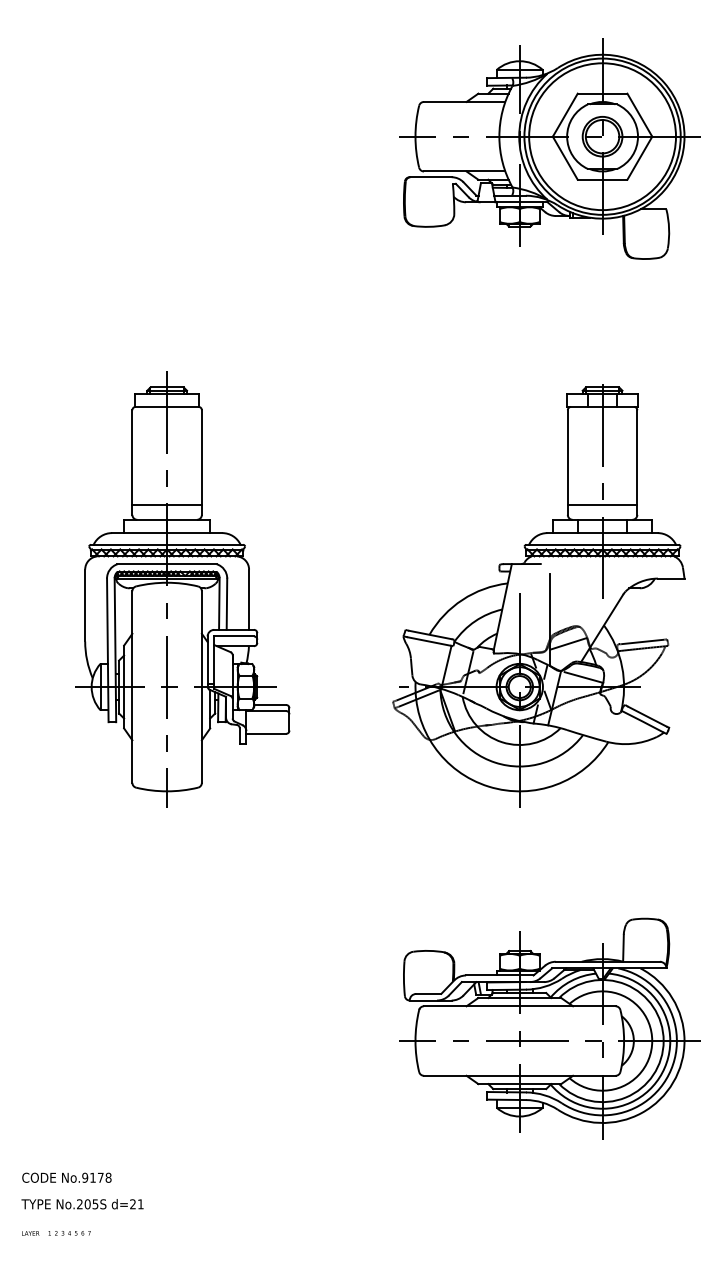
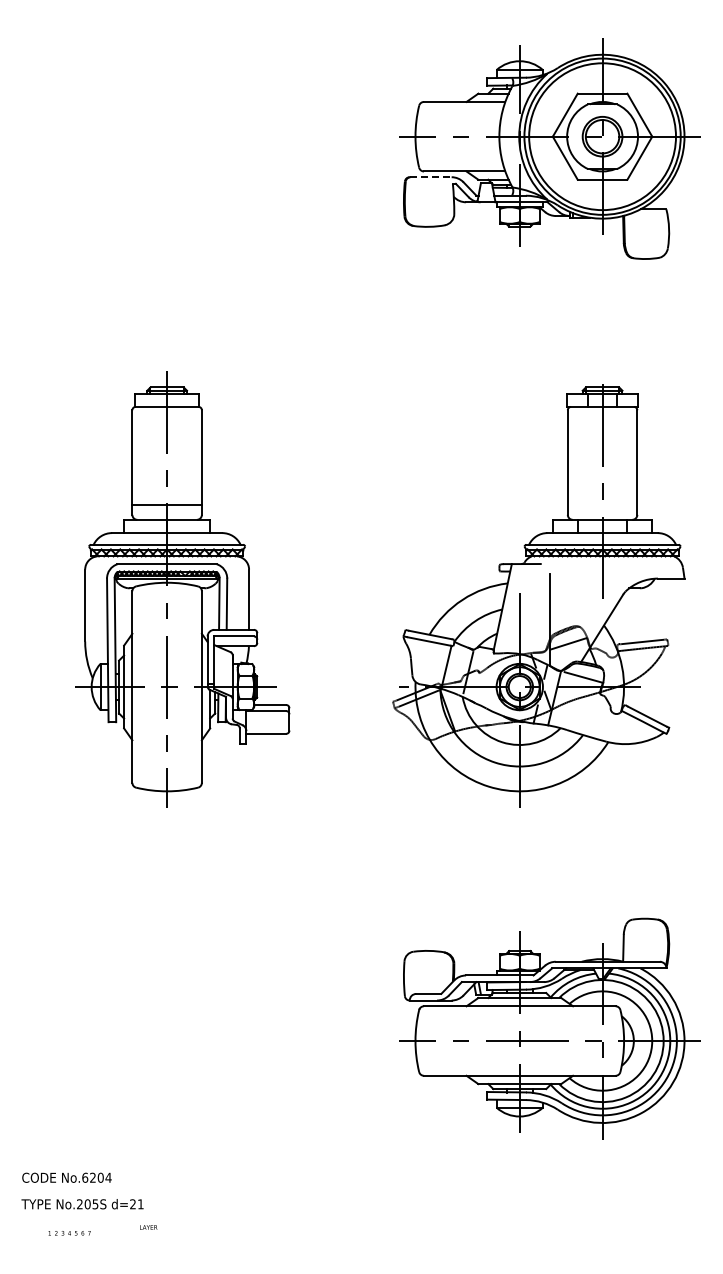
line: solid -> dashed (430, 177)
line: present -> none (602, 505)
text: No.9178 -> No.6204 (96, 1177)
text position: (30, 1233) -> (148, 1227) (148, 1227)
